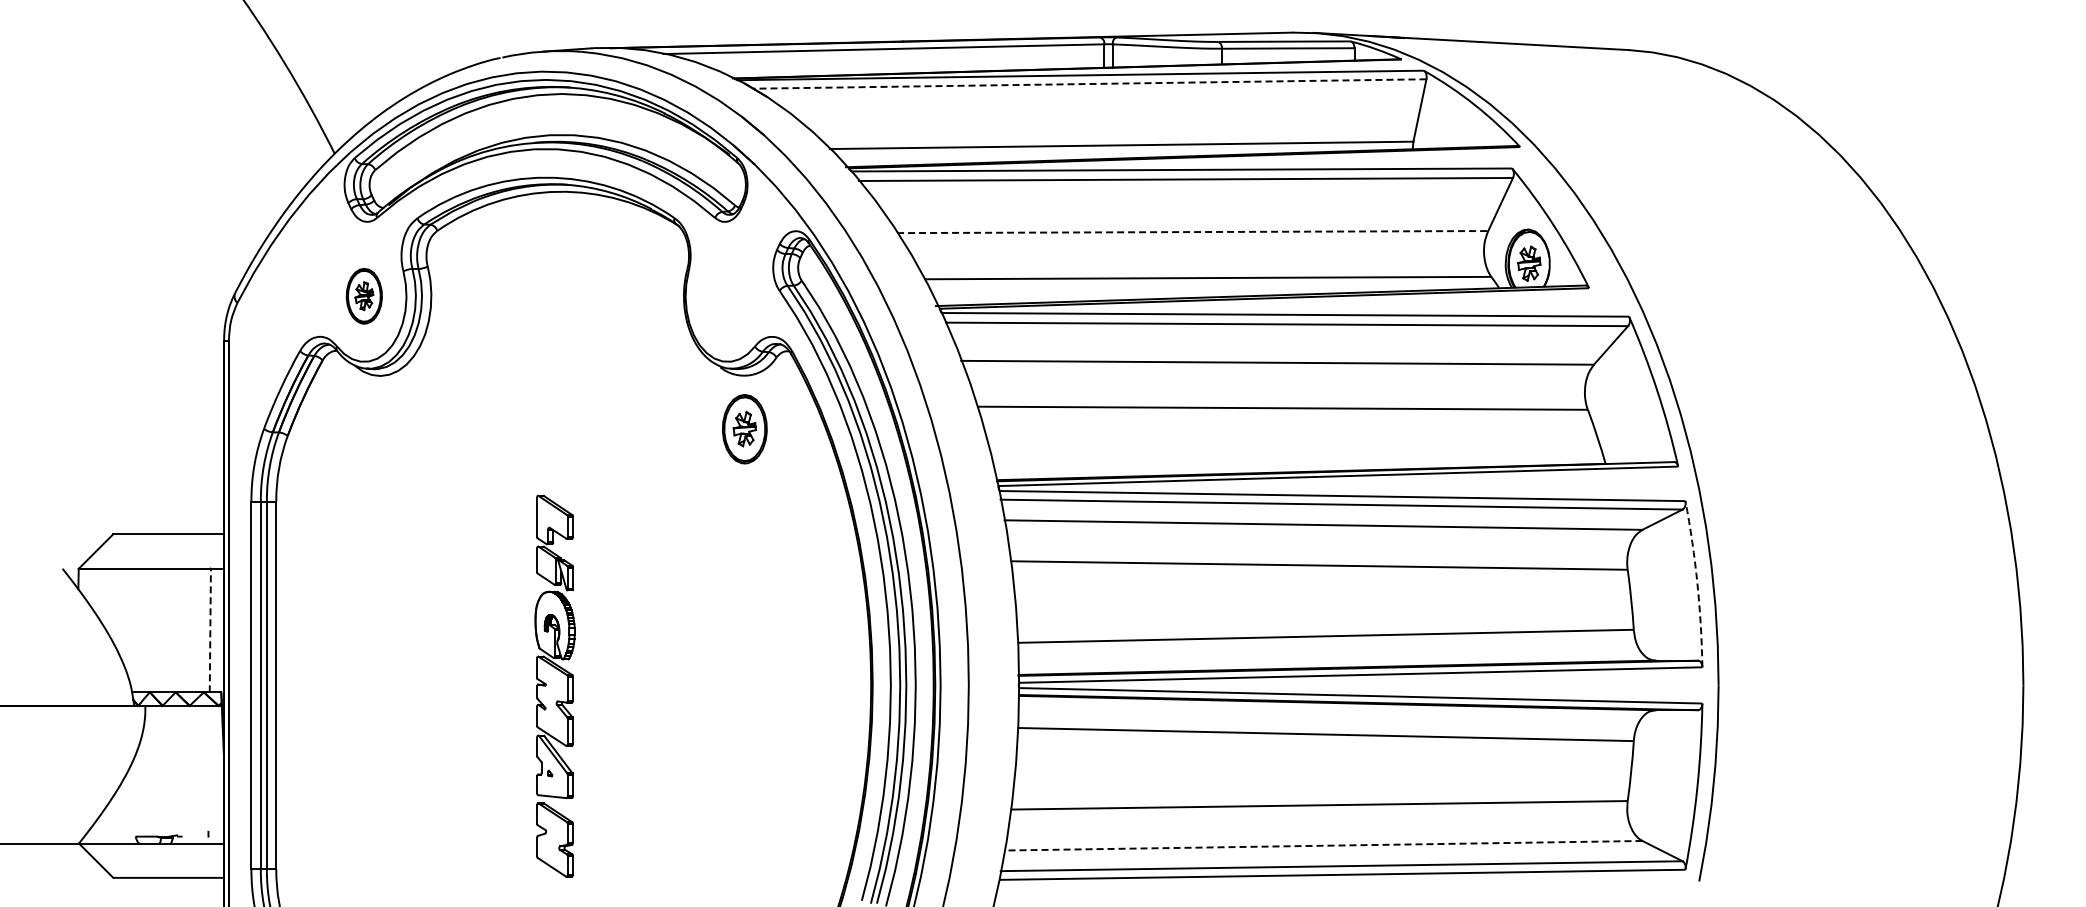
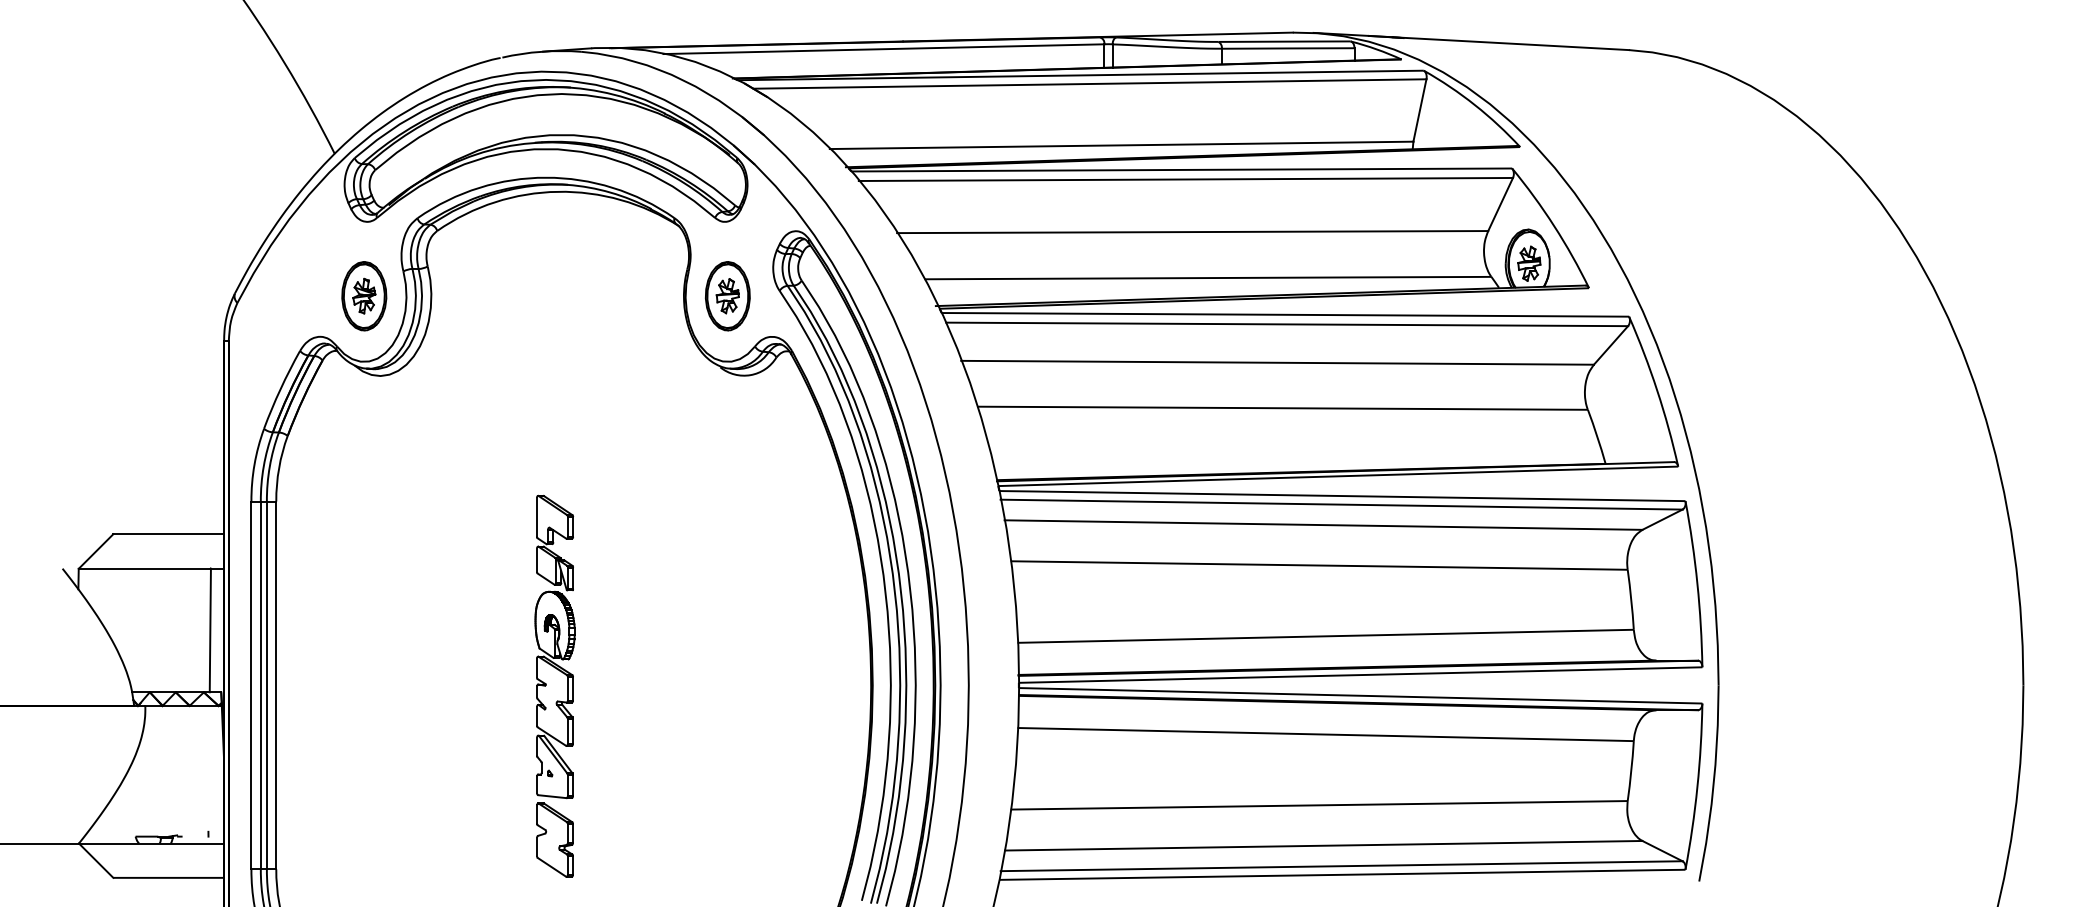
line: dashed -> solid (1089, 84)
line: dashed -> solid (1192, 232)
part size: 38x57 px -> 47x71 px (364, 296)
part position: (744, 429) -> (727, 296) (727, 296)
arc: dashed -> solid (1697, 583)
line: dashed -> solid (210, 630)
line: dashed -> solid (1323, 845)
